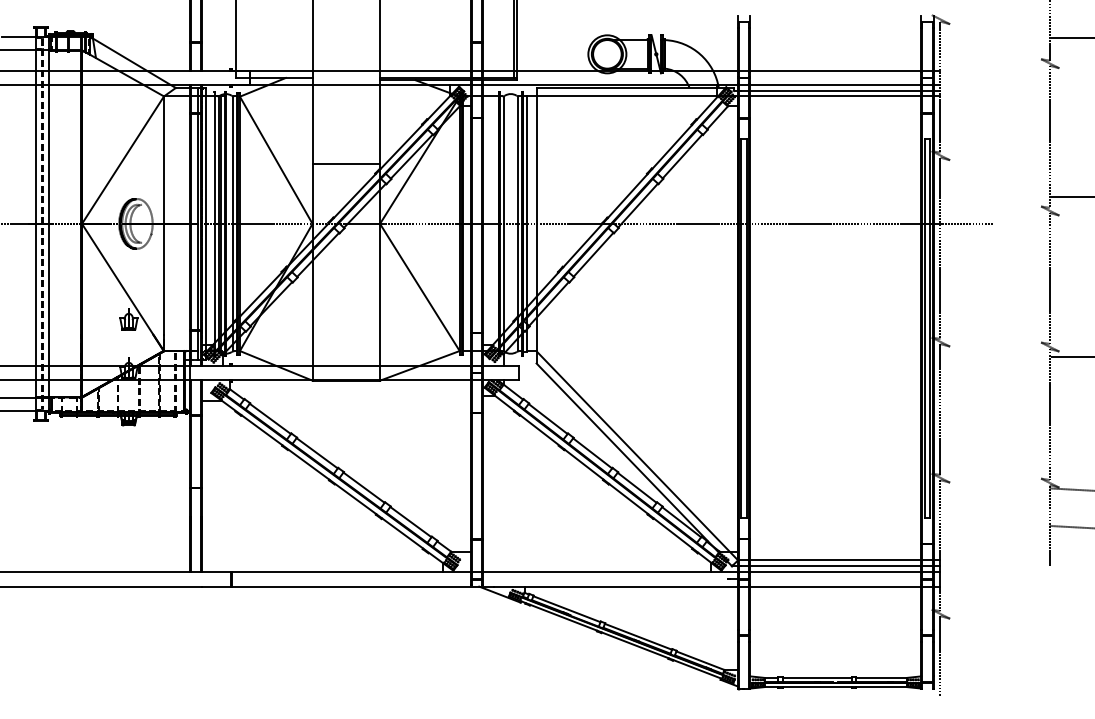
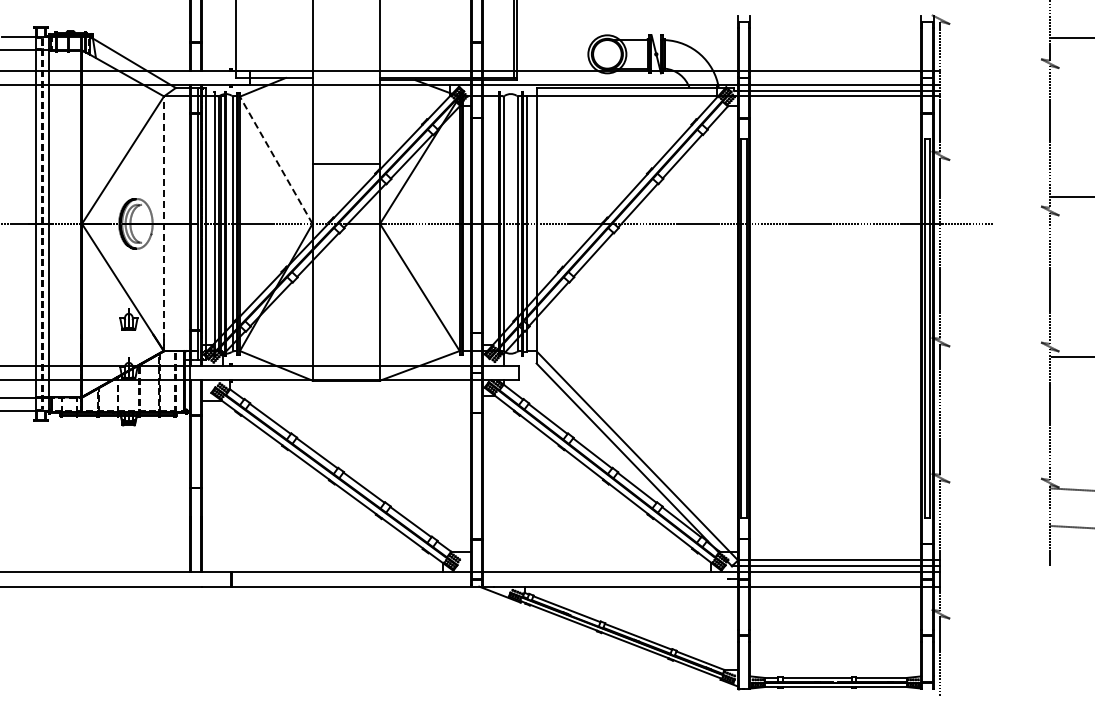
line: solid -> dashed (276, 159)
line: solid -> dashed (164, 223)
